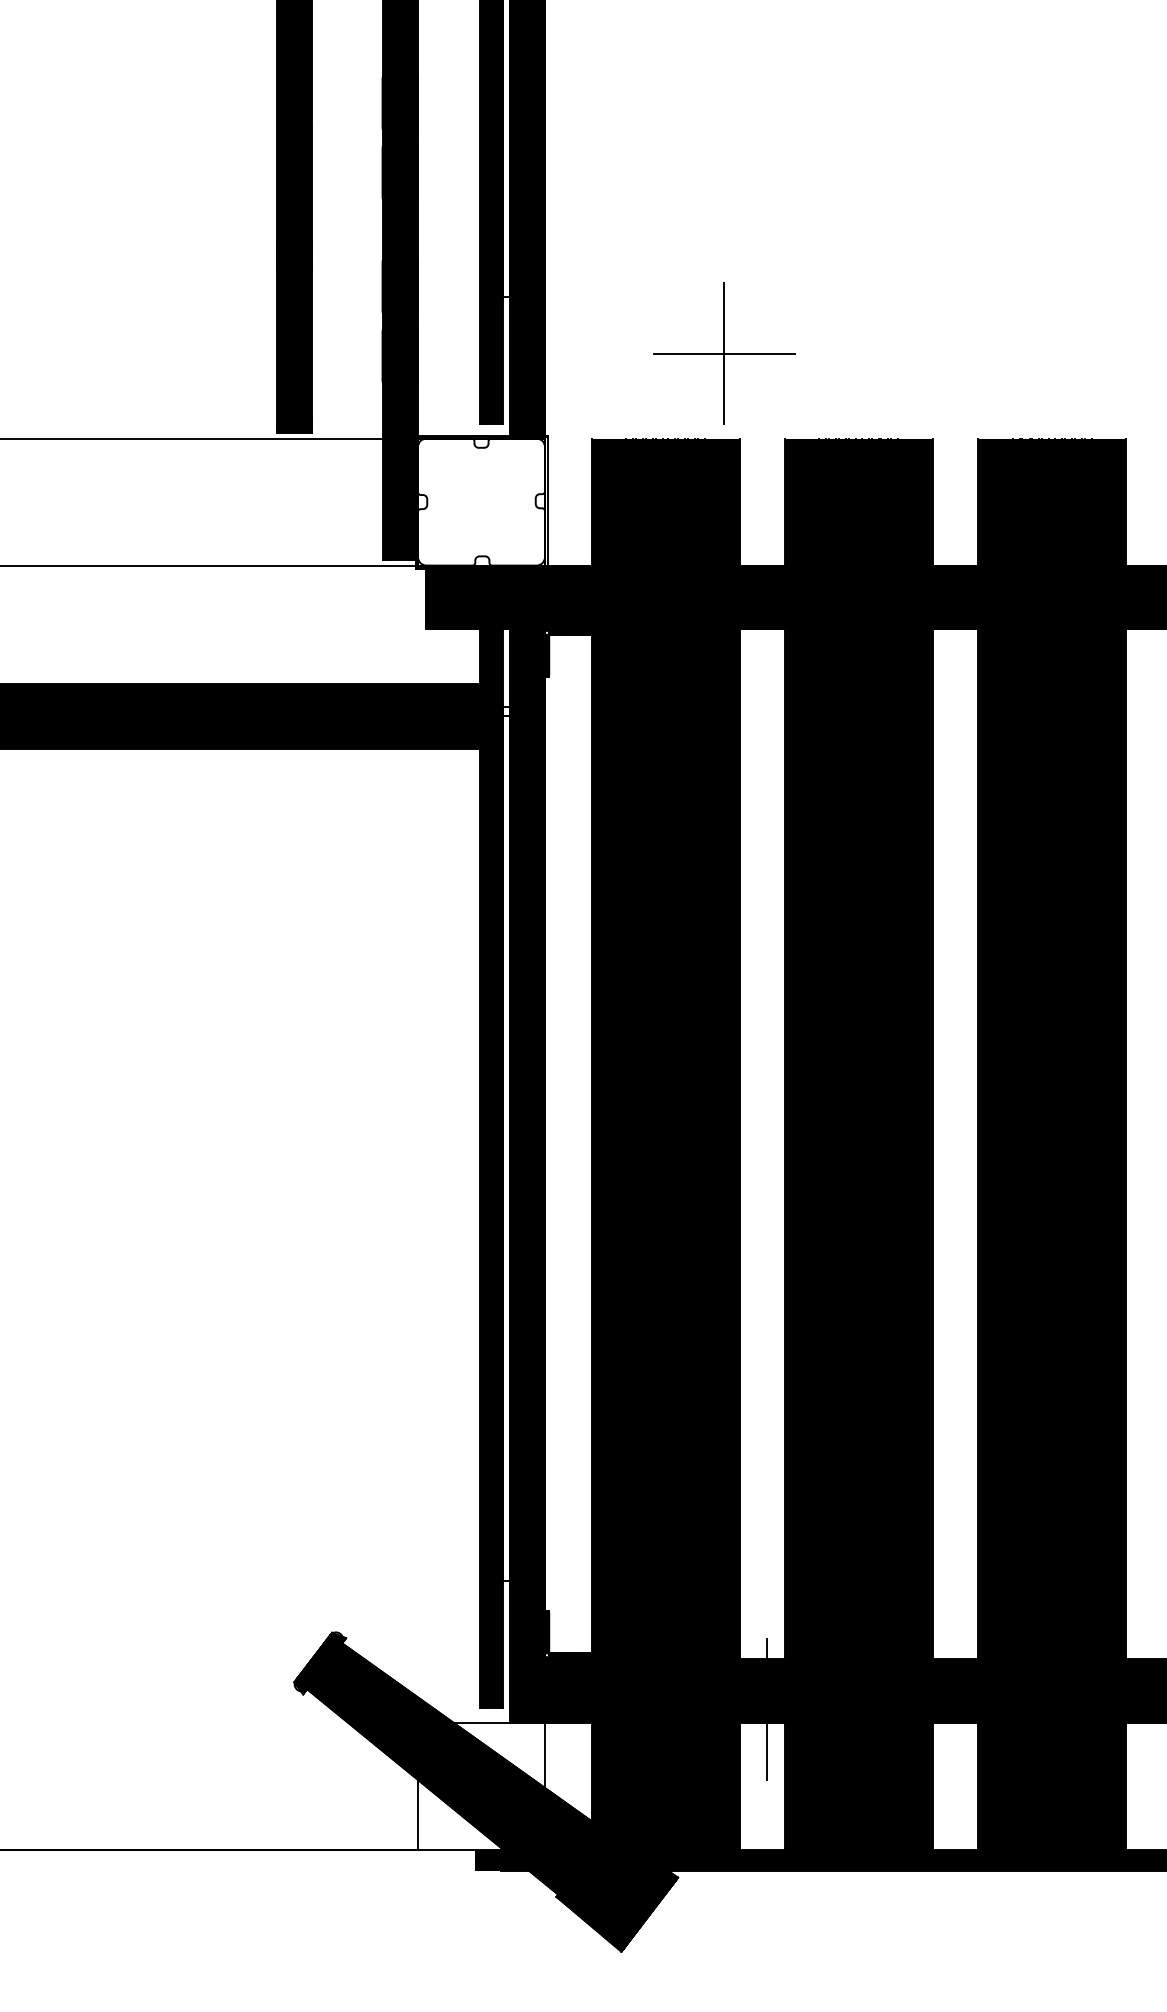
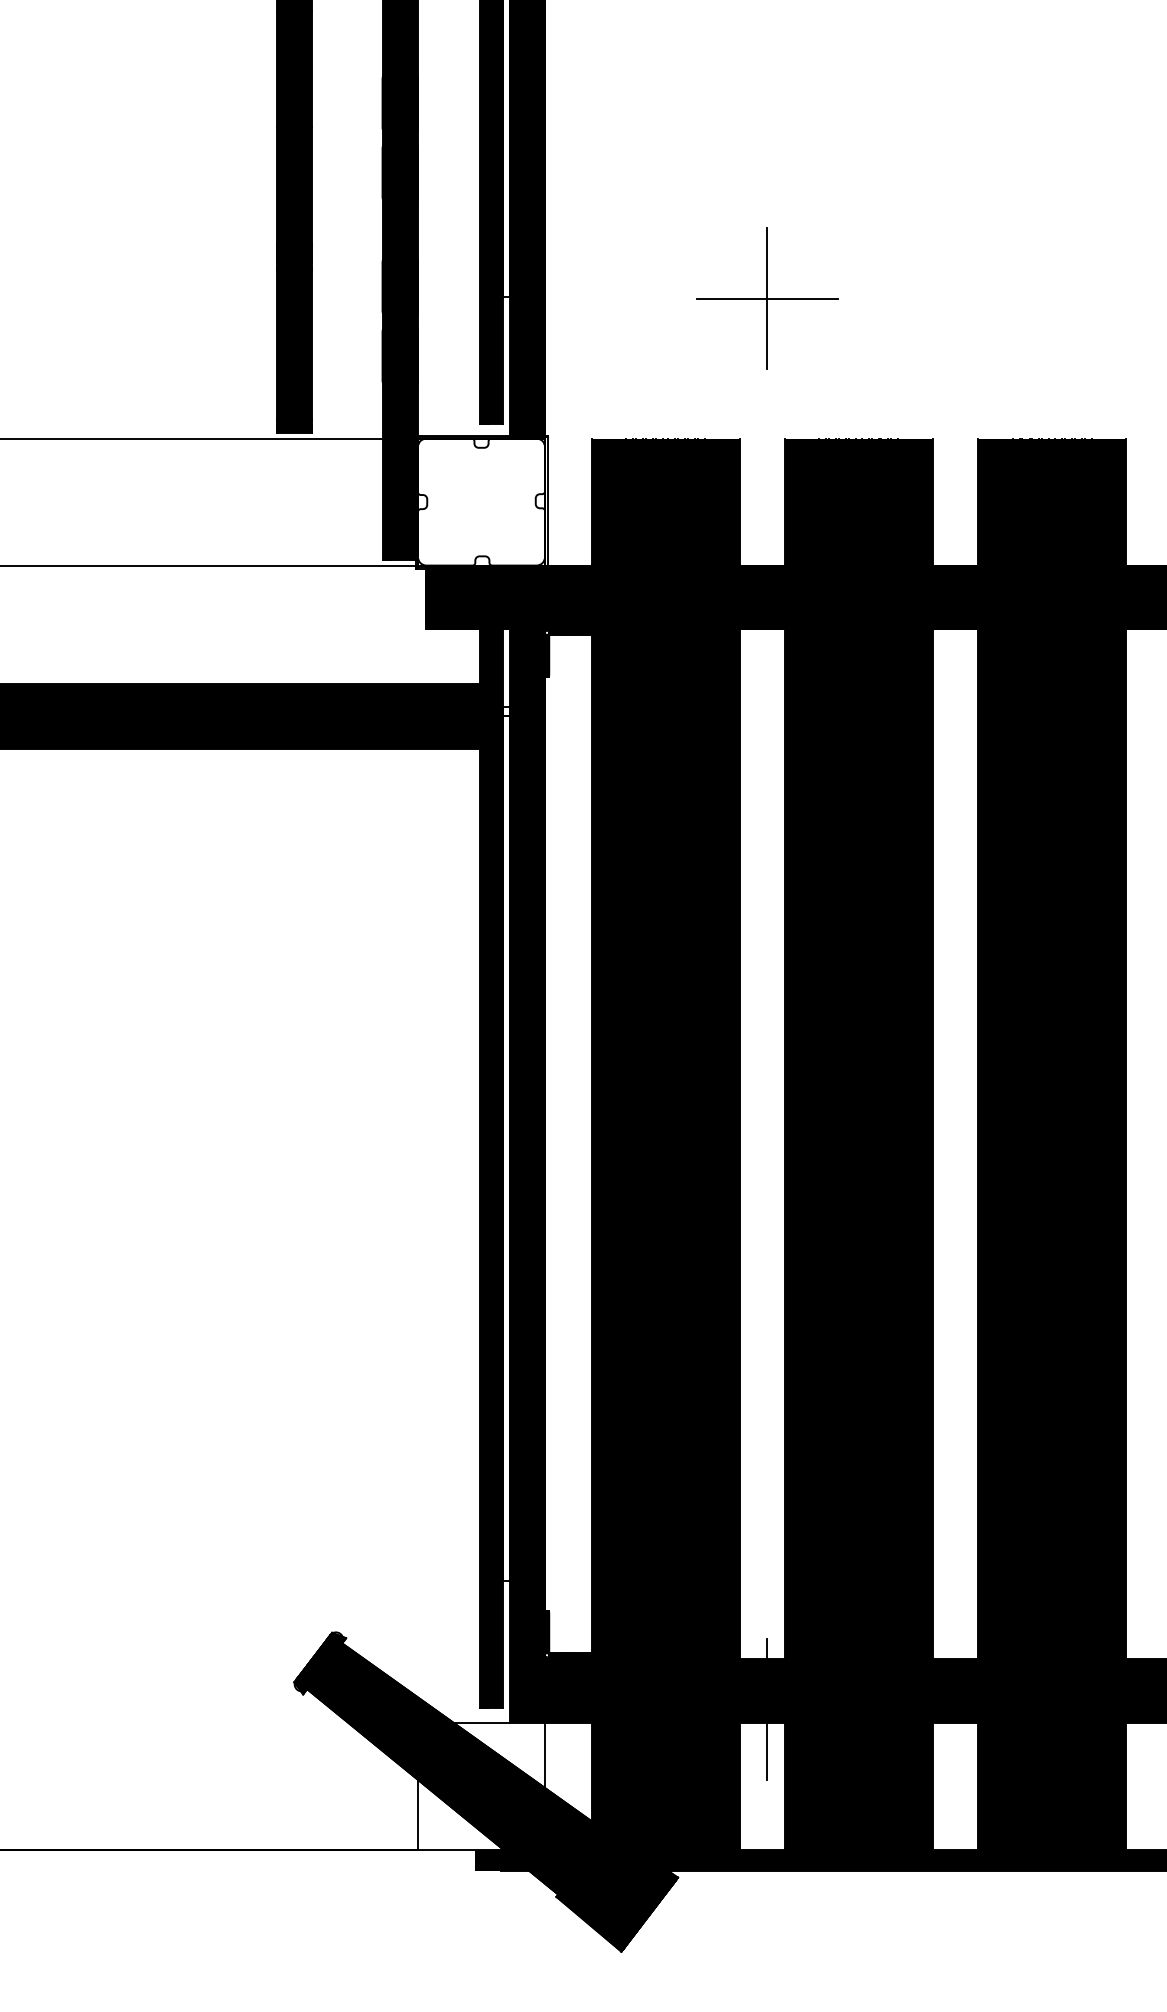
part position: (724, 353) -> (767, 298) (767, 298)
